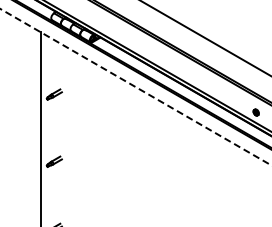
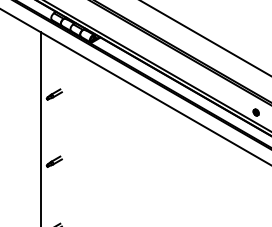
line: dashed -> solid (135, 86)
